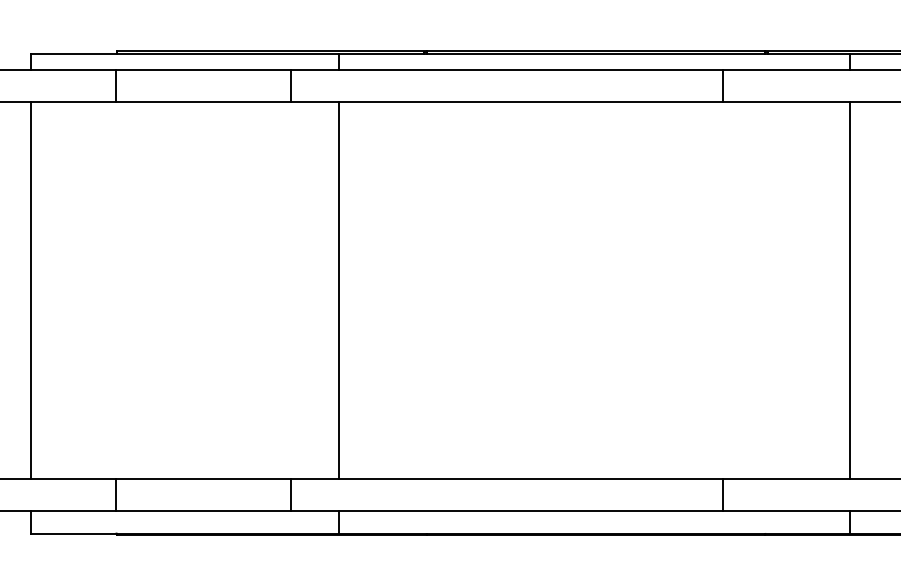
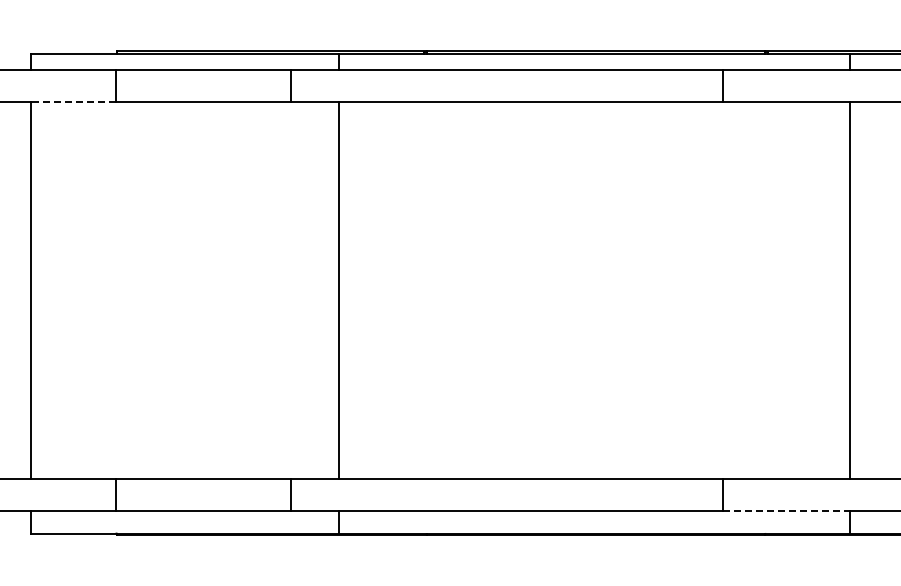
line: solid -> dashed (72, 101)
line: solid -> dashed (786, 511)
